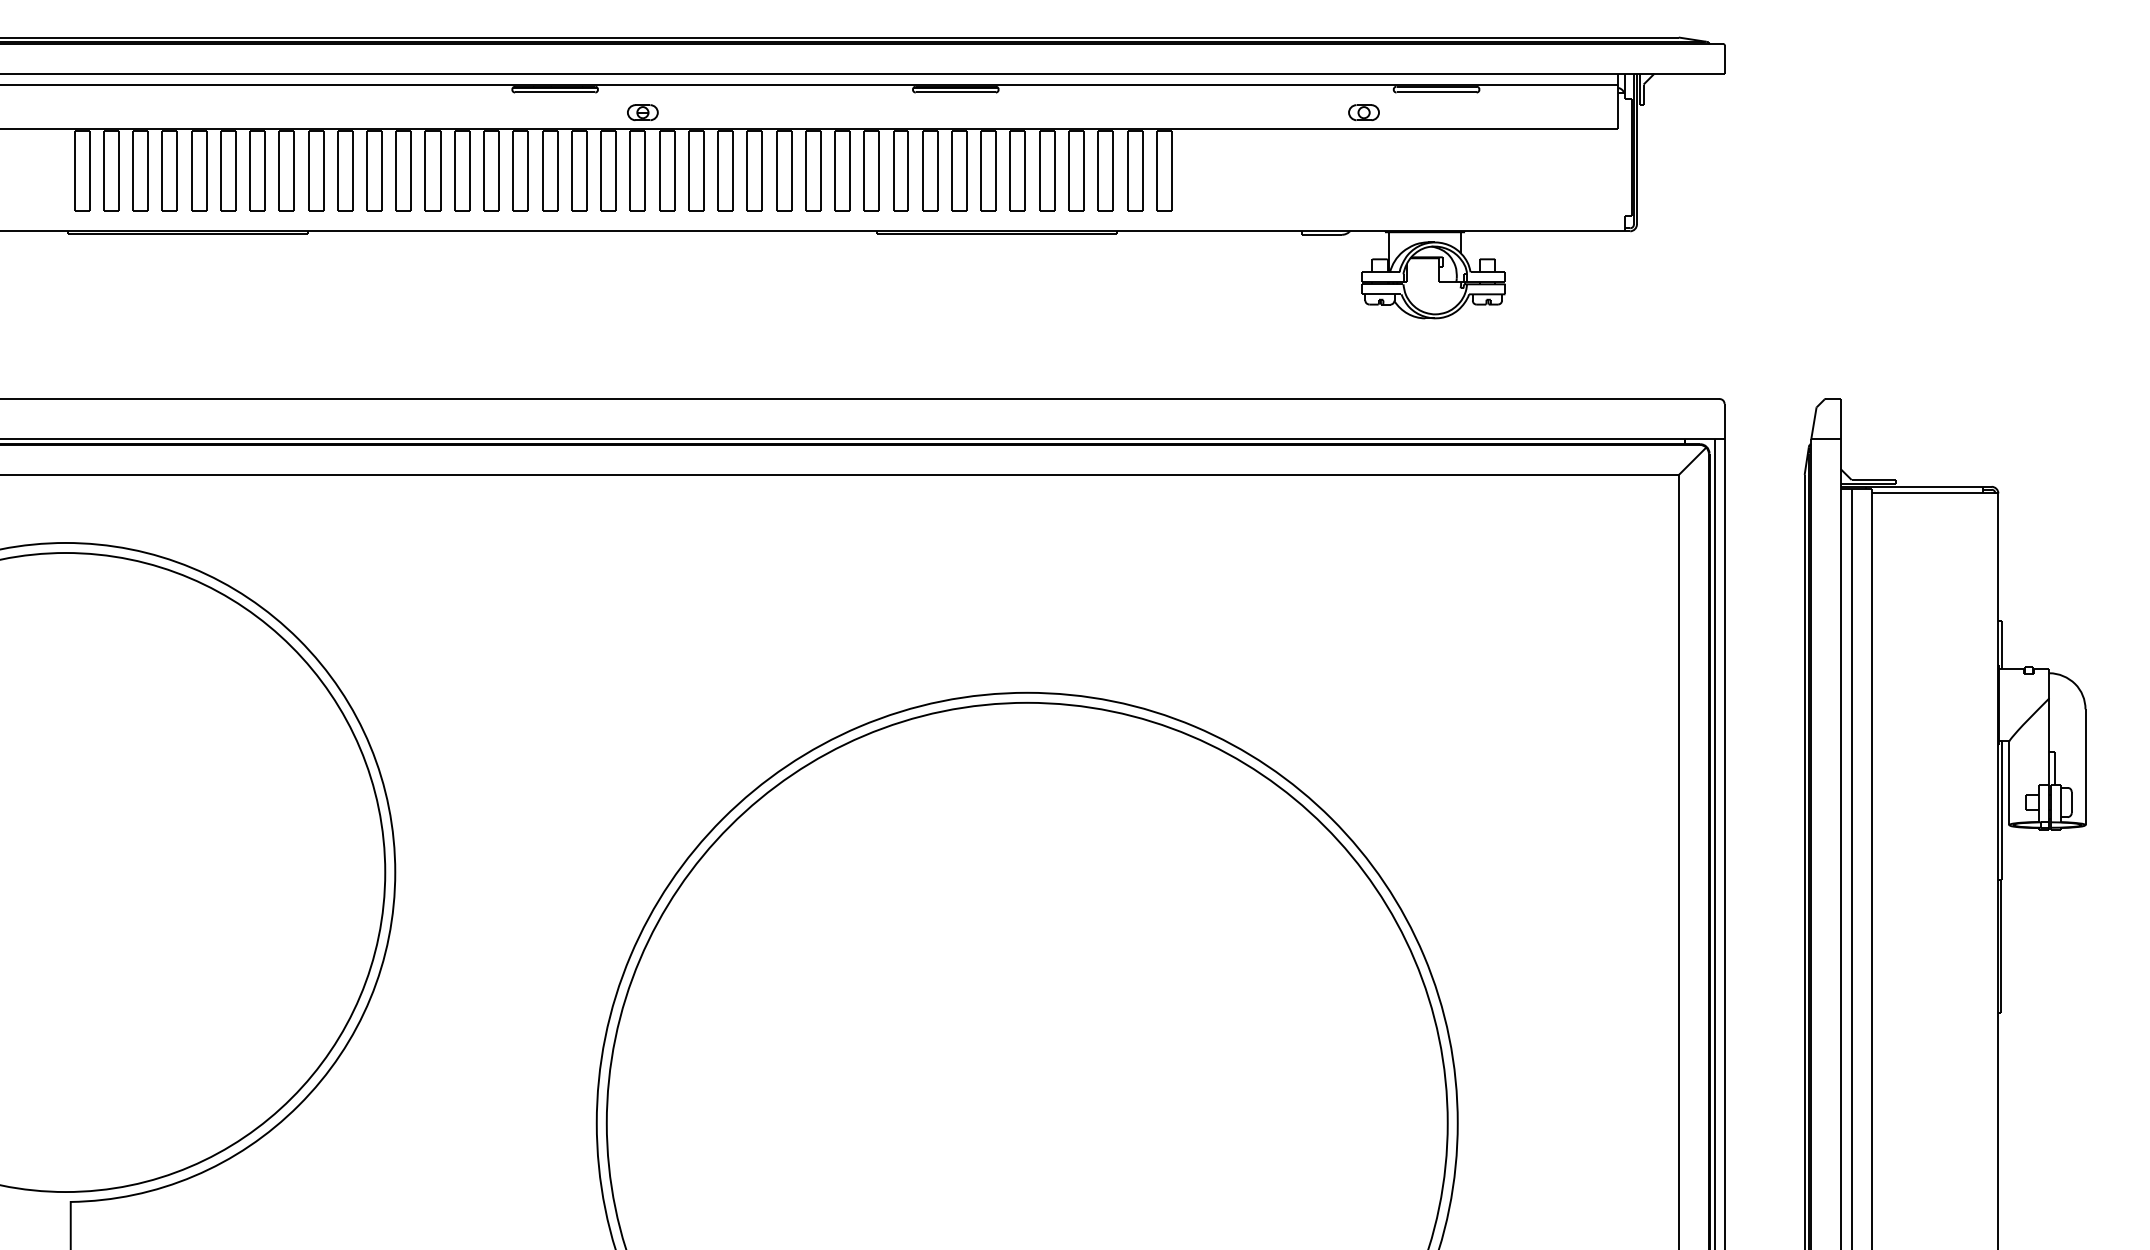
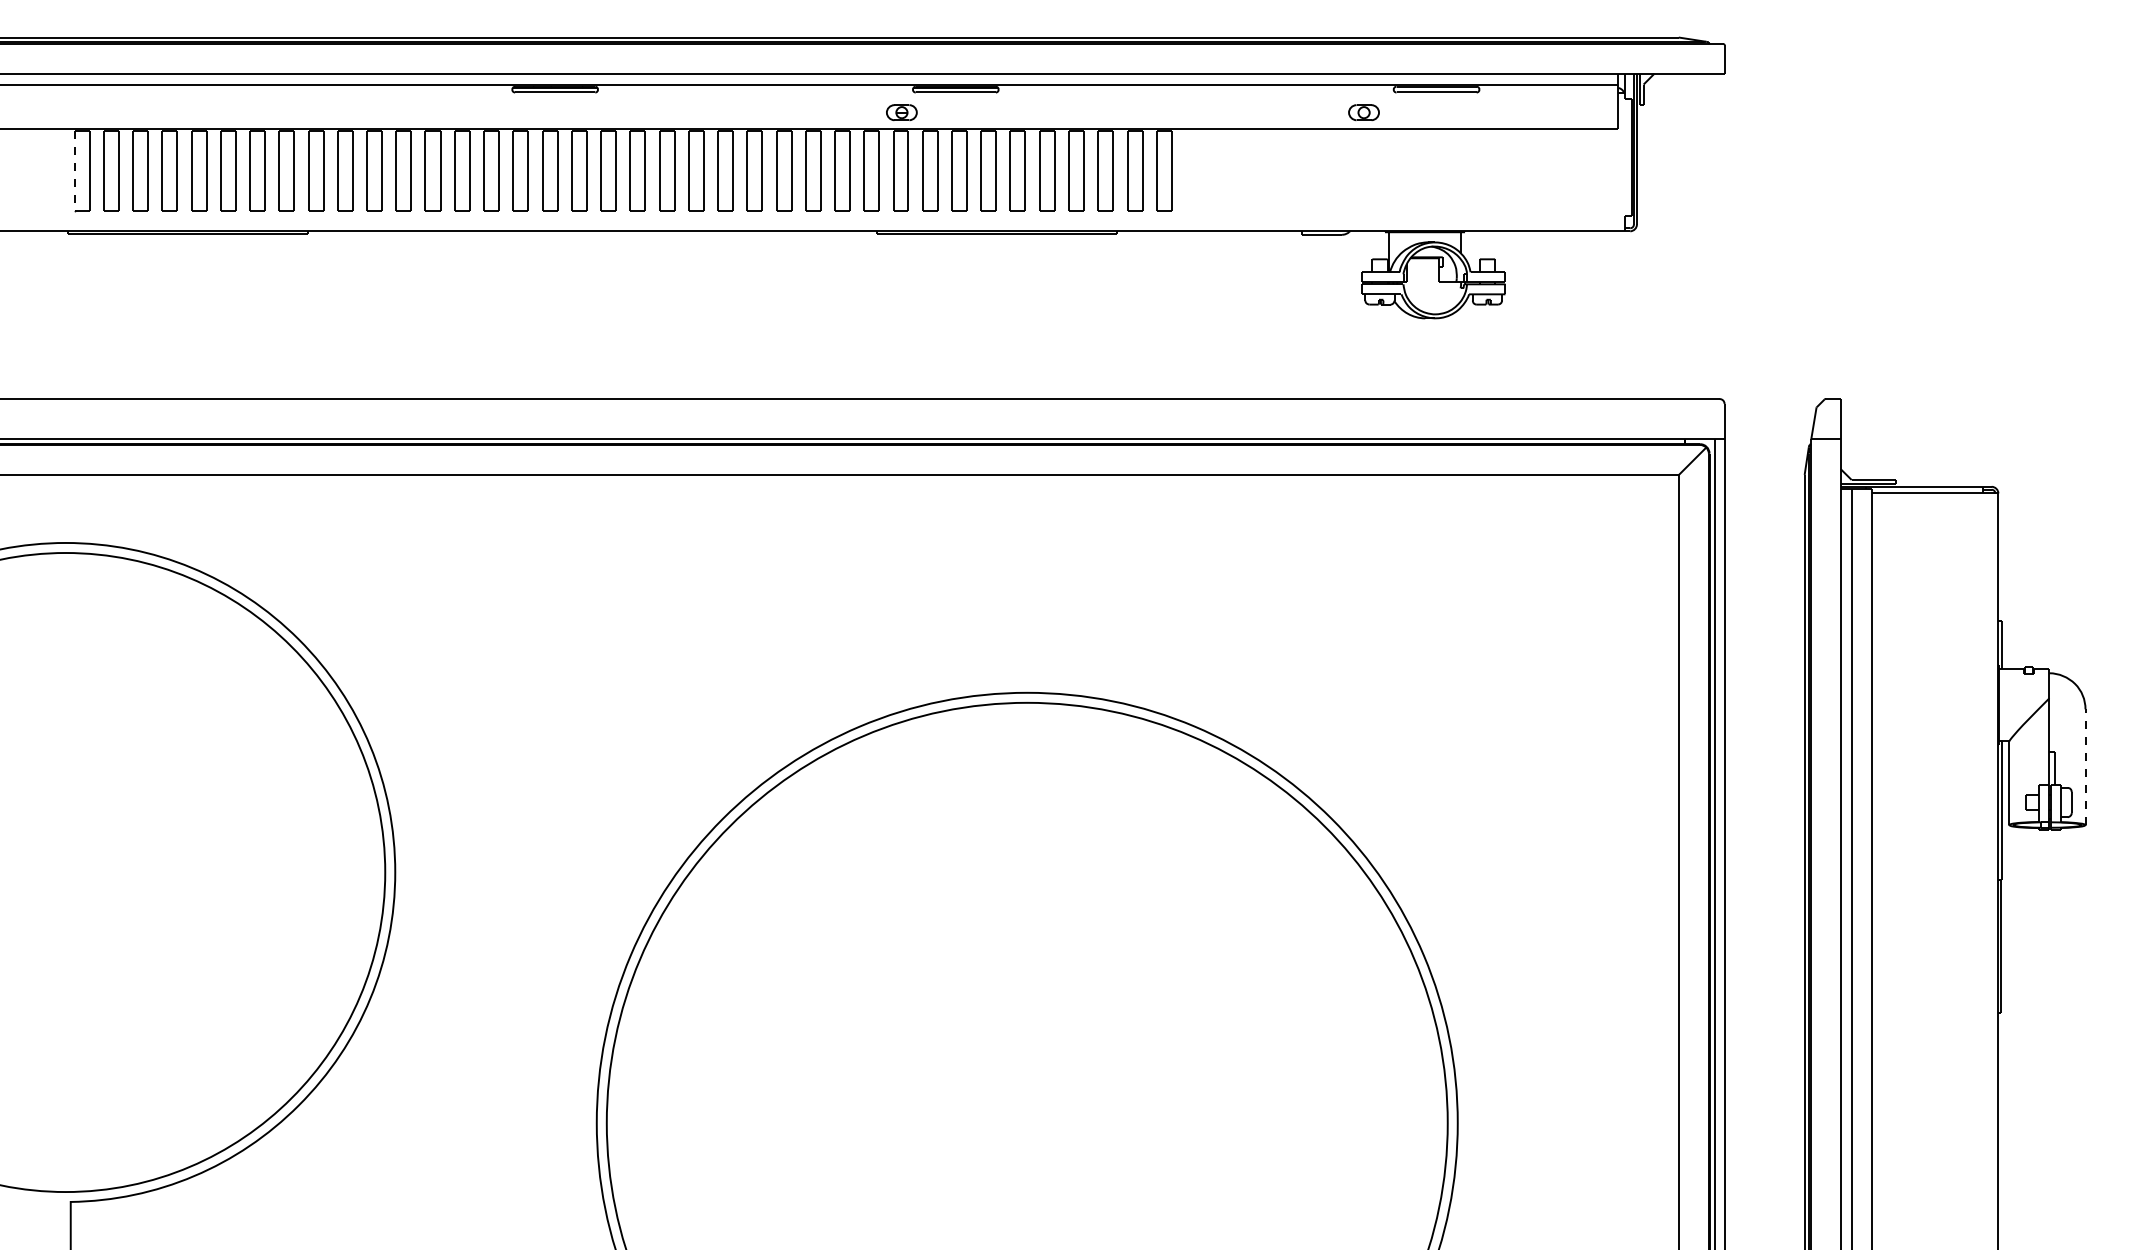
part position: (642, 112) -> (901, 112) (901, 112)
line: solid -> dashed (74, 171)
line: solid -> dashed (2085, 767)
